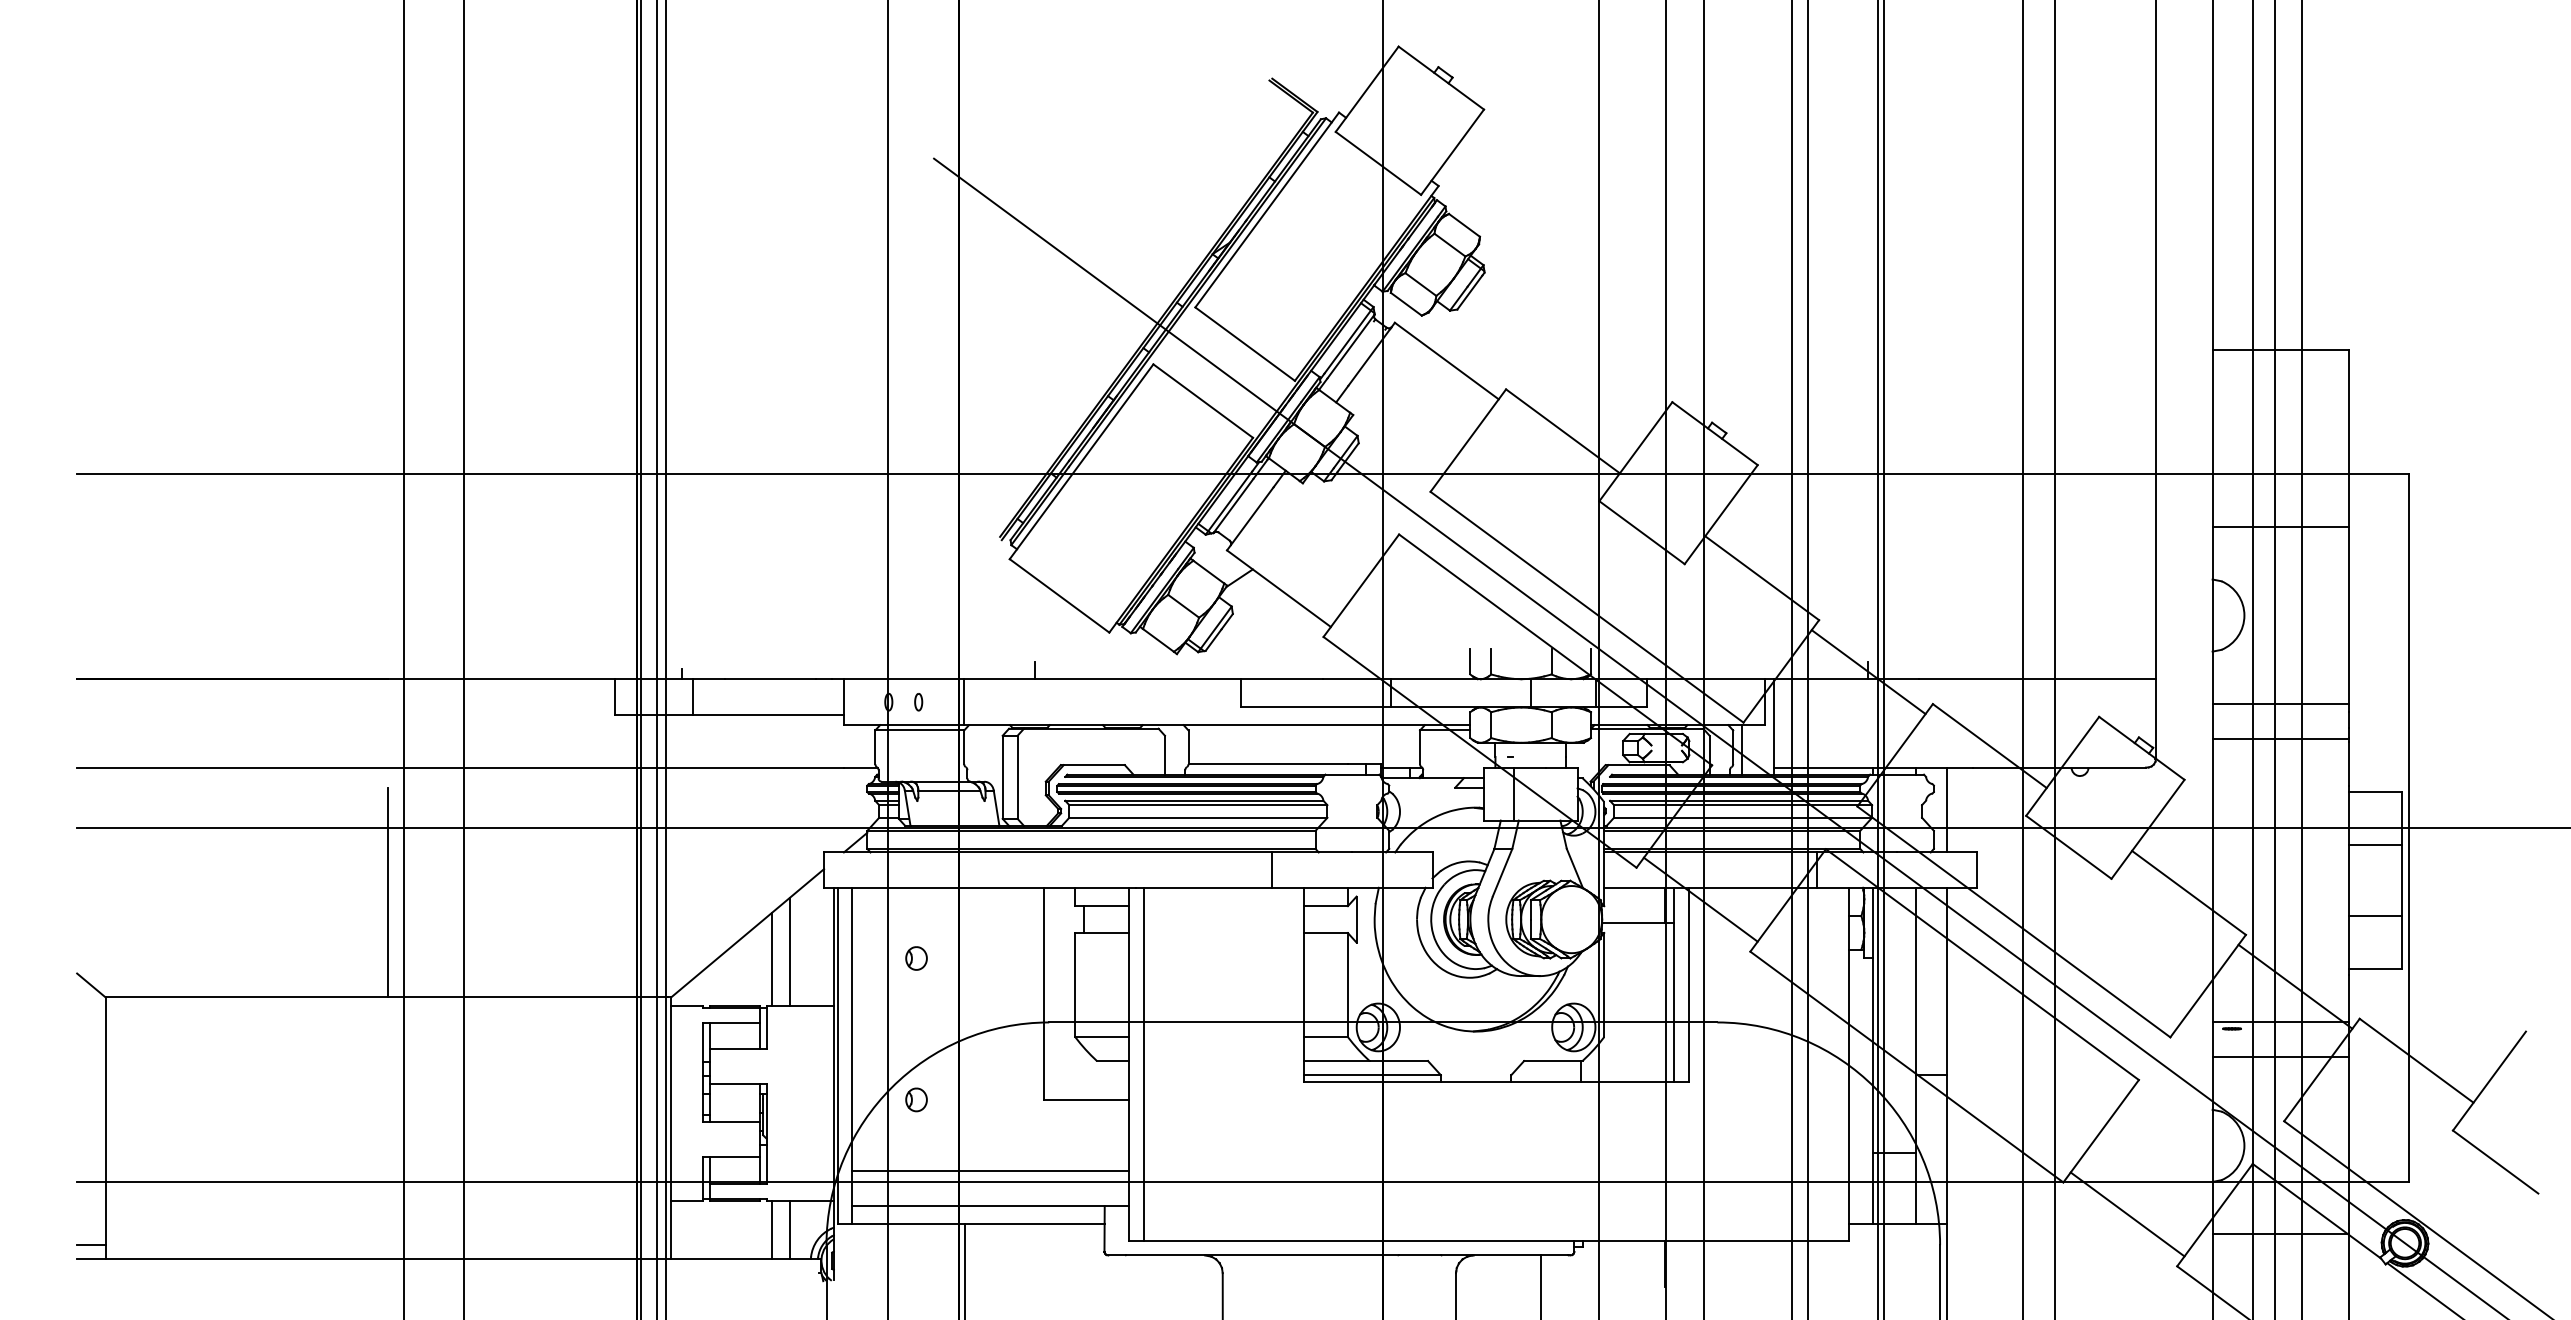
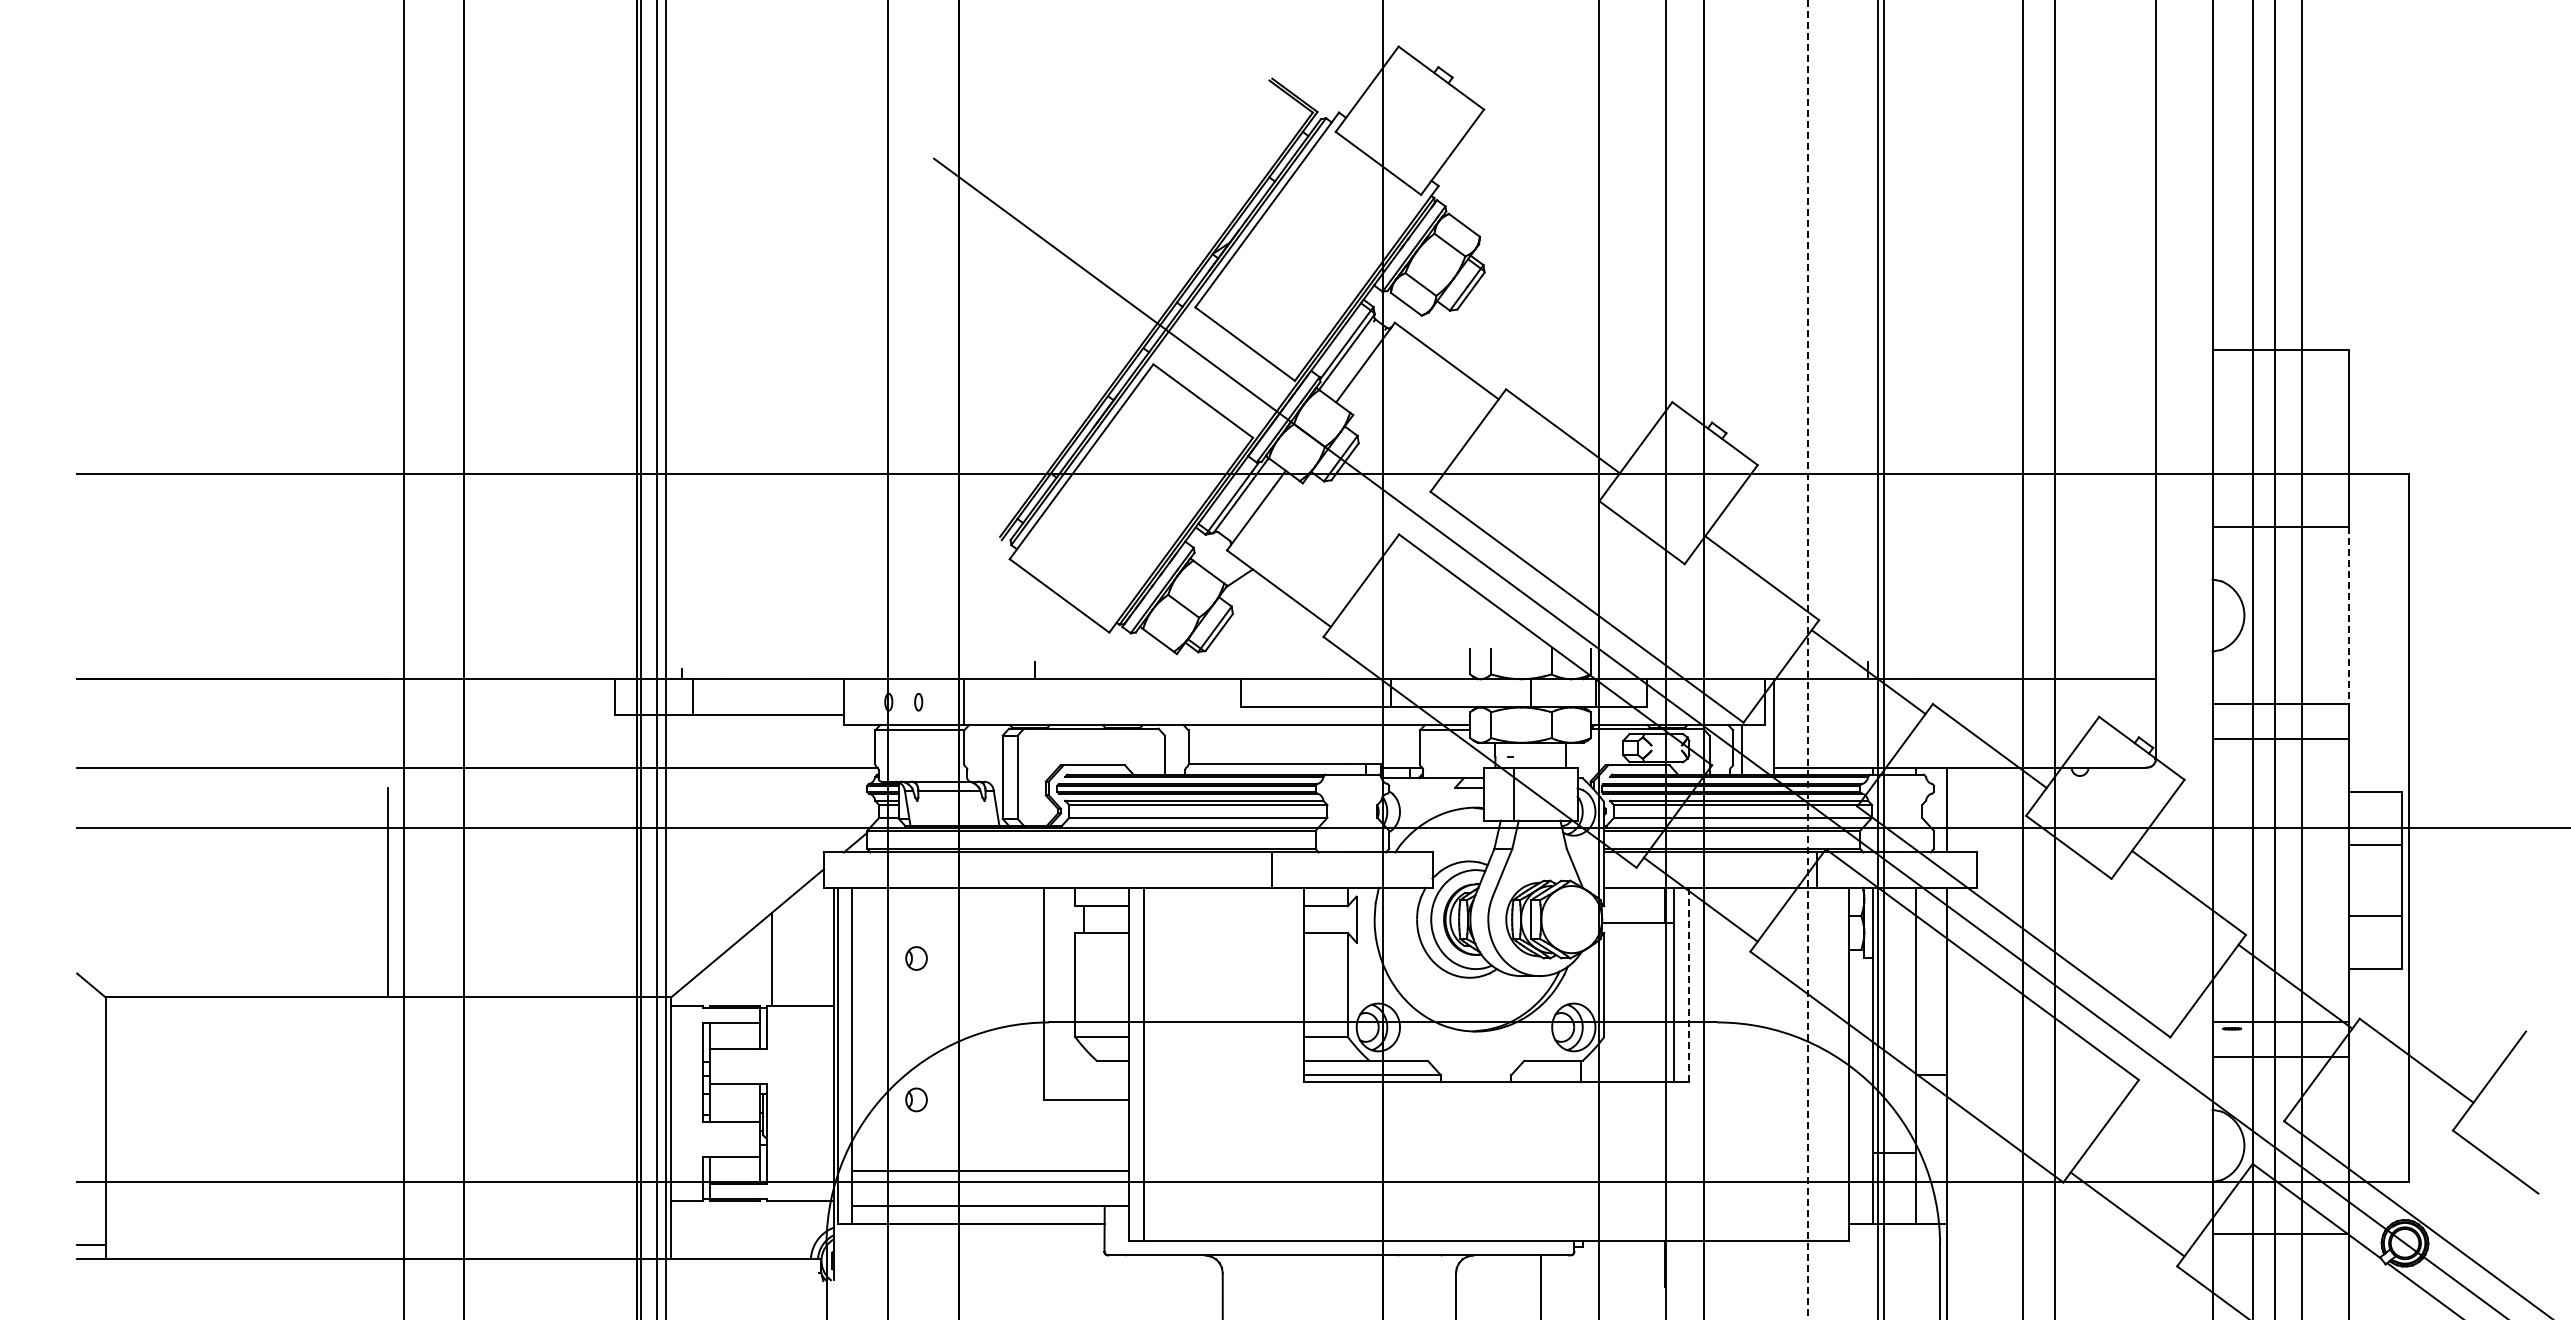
line: solid -> dashed (2348, 616)
line: solid -> dashed (1807, 658)
line: present -> none (1791, 659)
line: present -> none (789, 952)
line: solid -> dashed (1688, 985)
line: present -> none (771, 1229)
line: present -> none (789, 1229)
line: present -> none (964, 1269)
